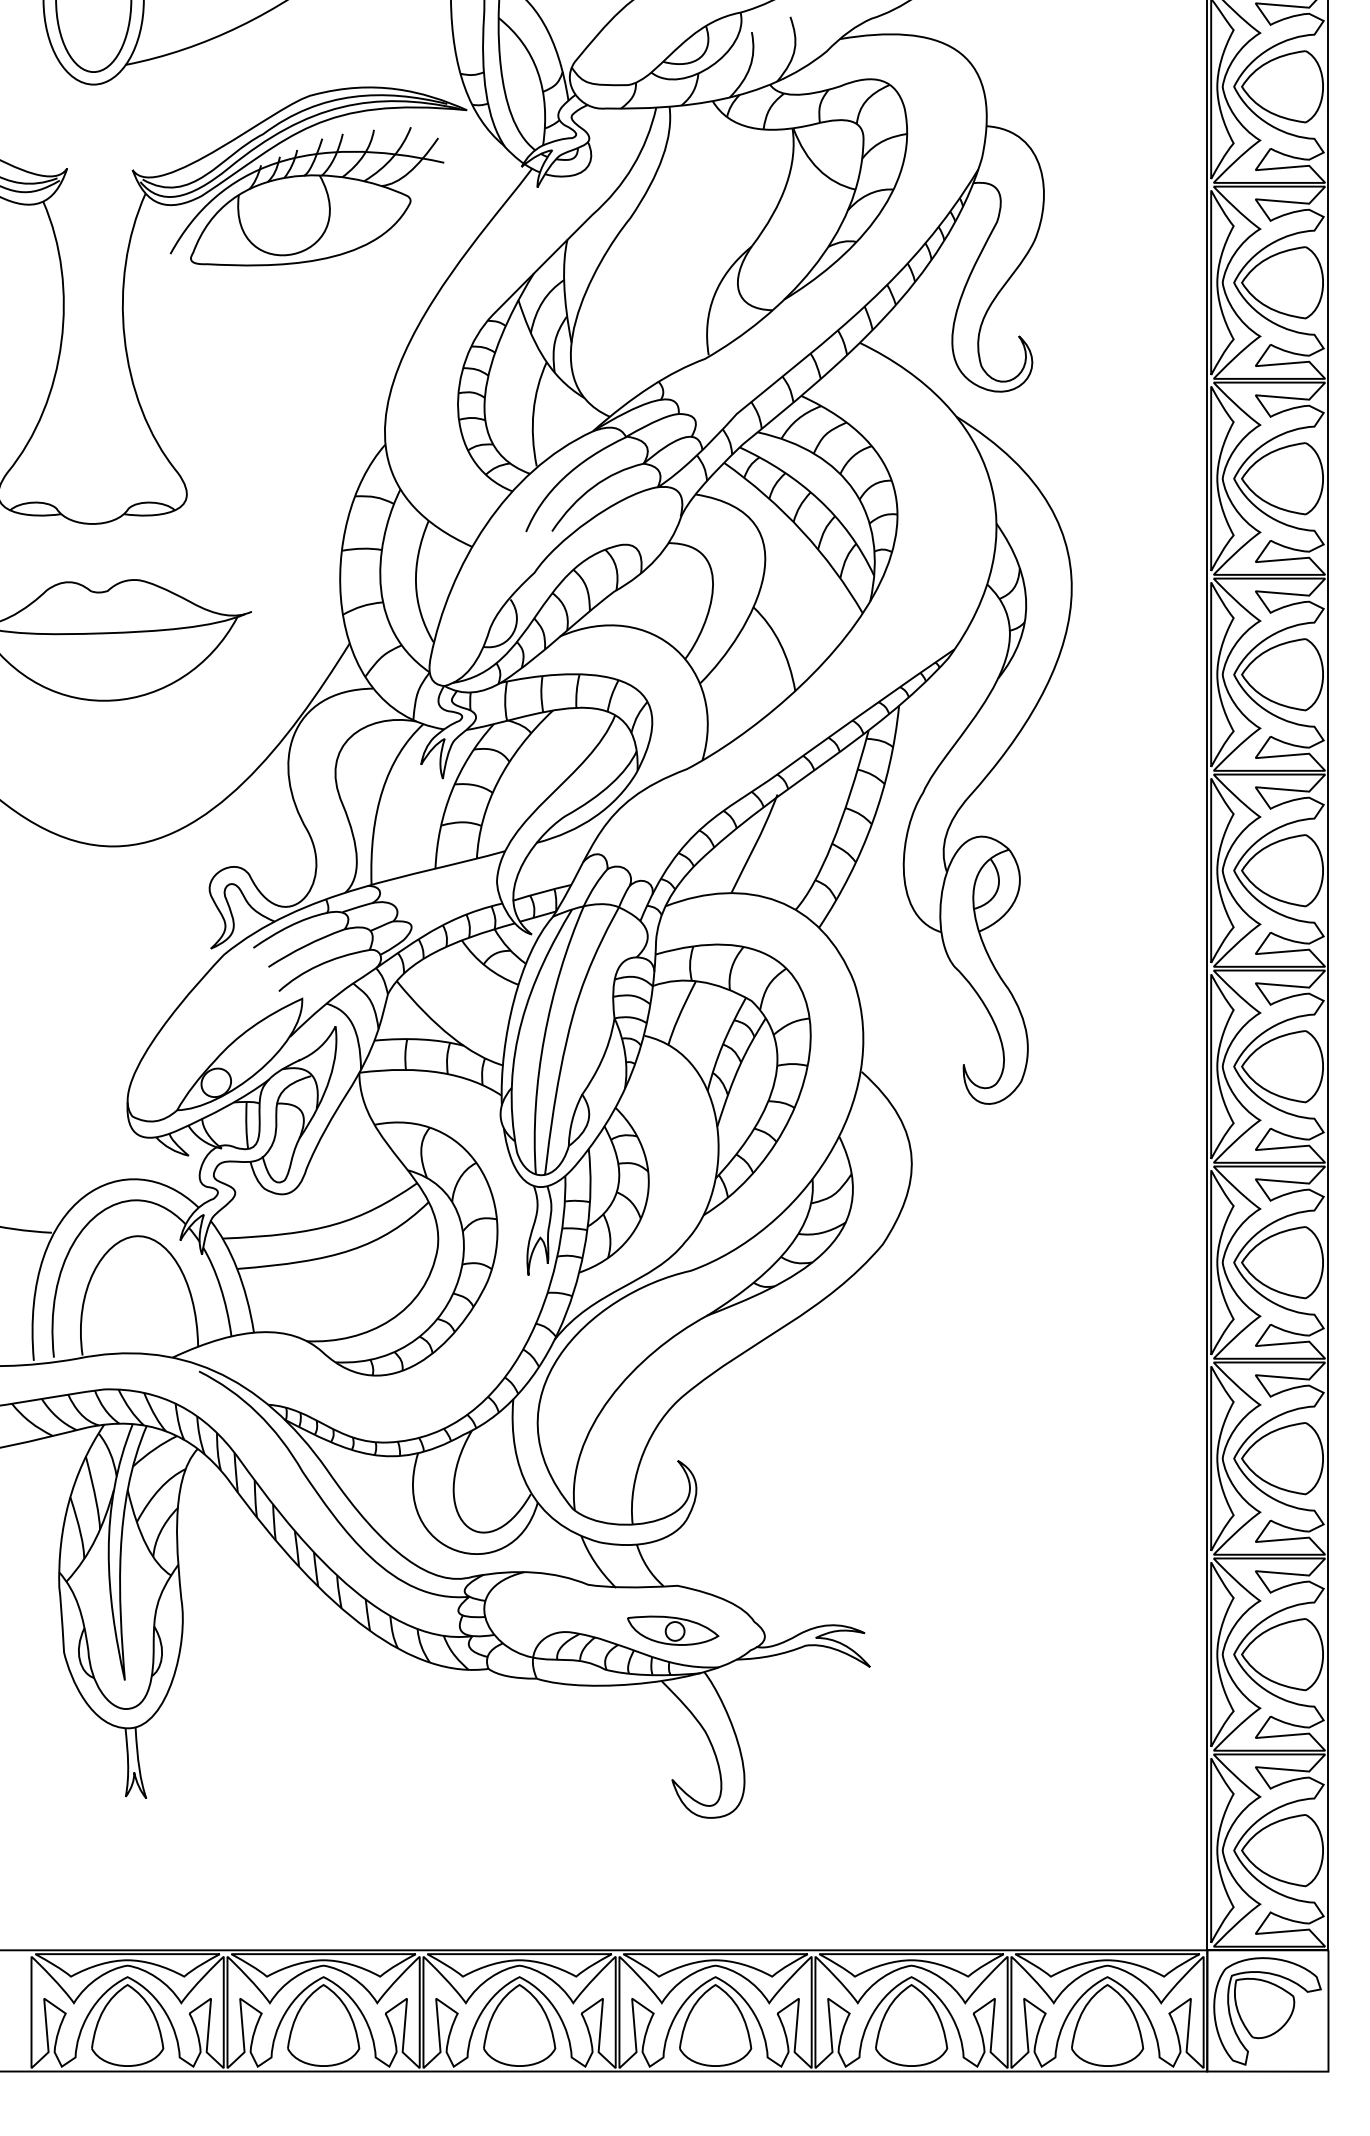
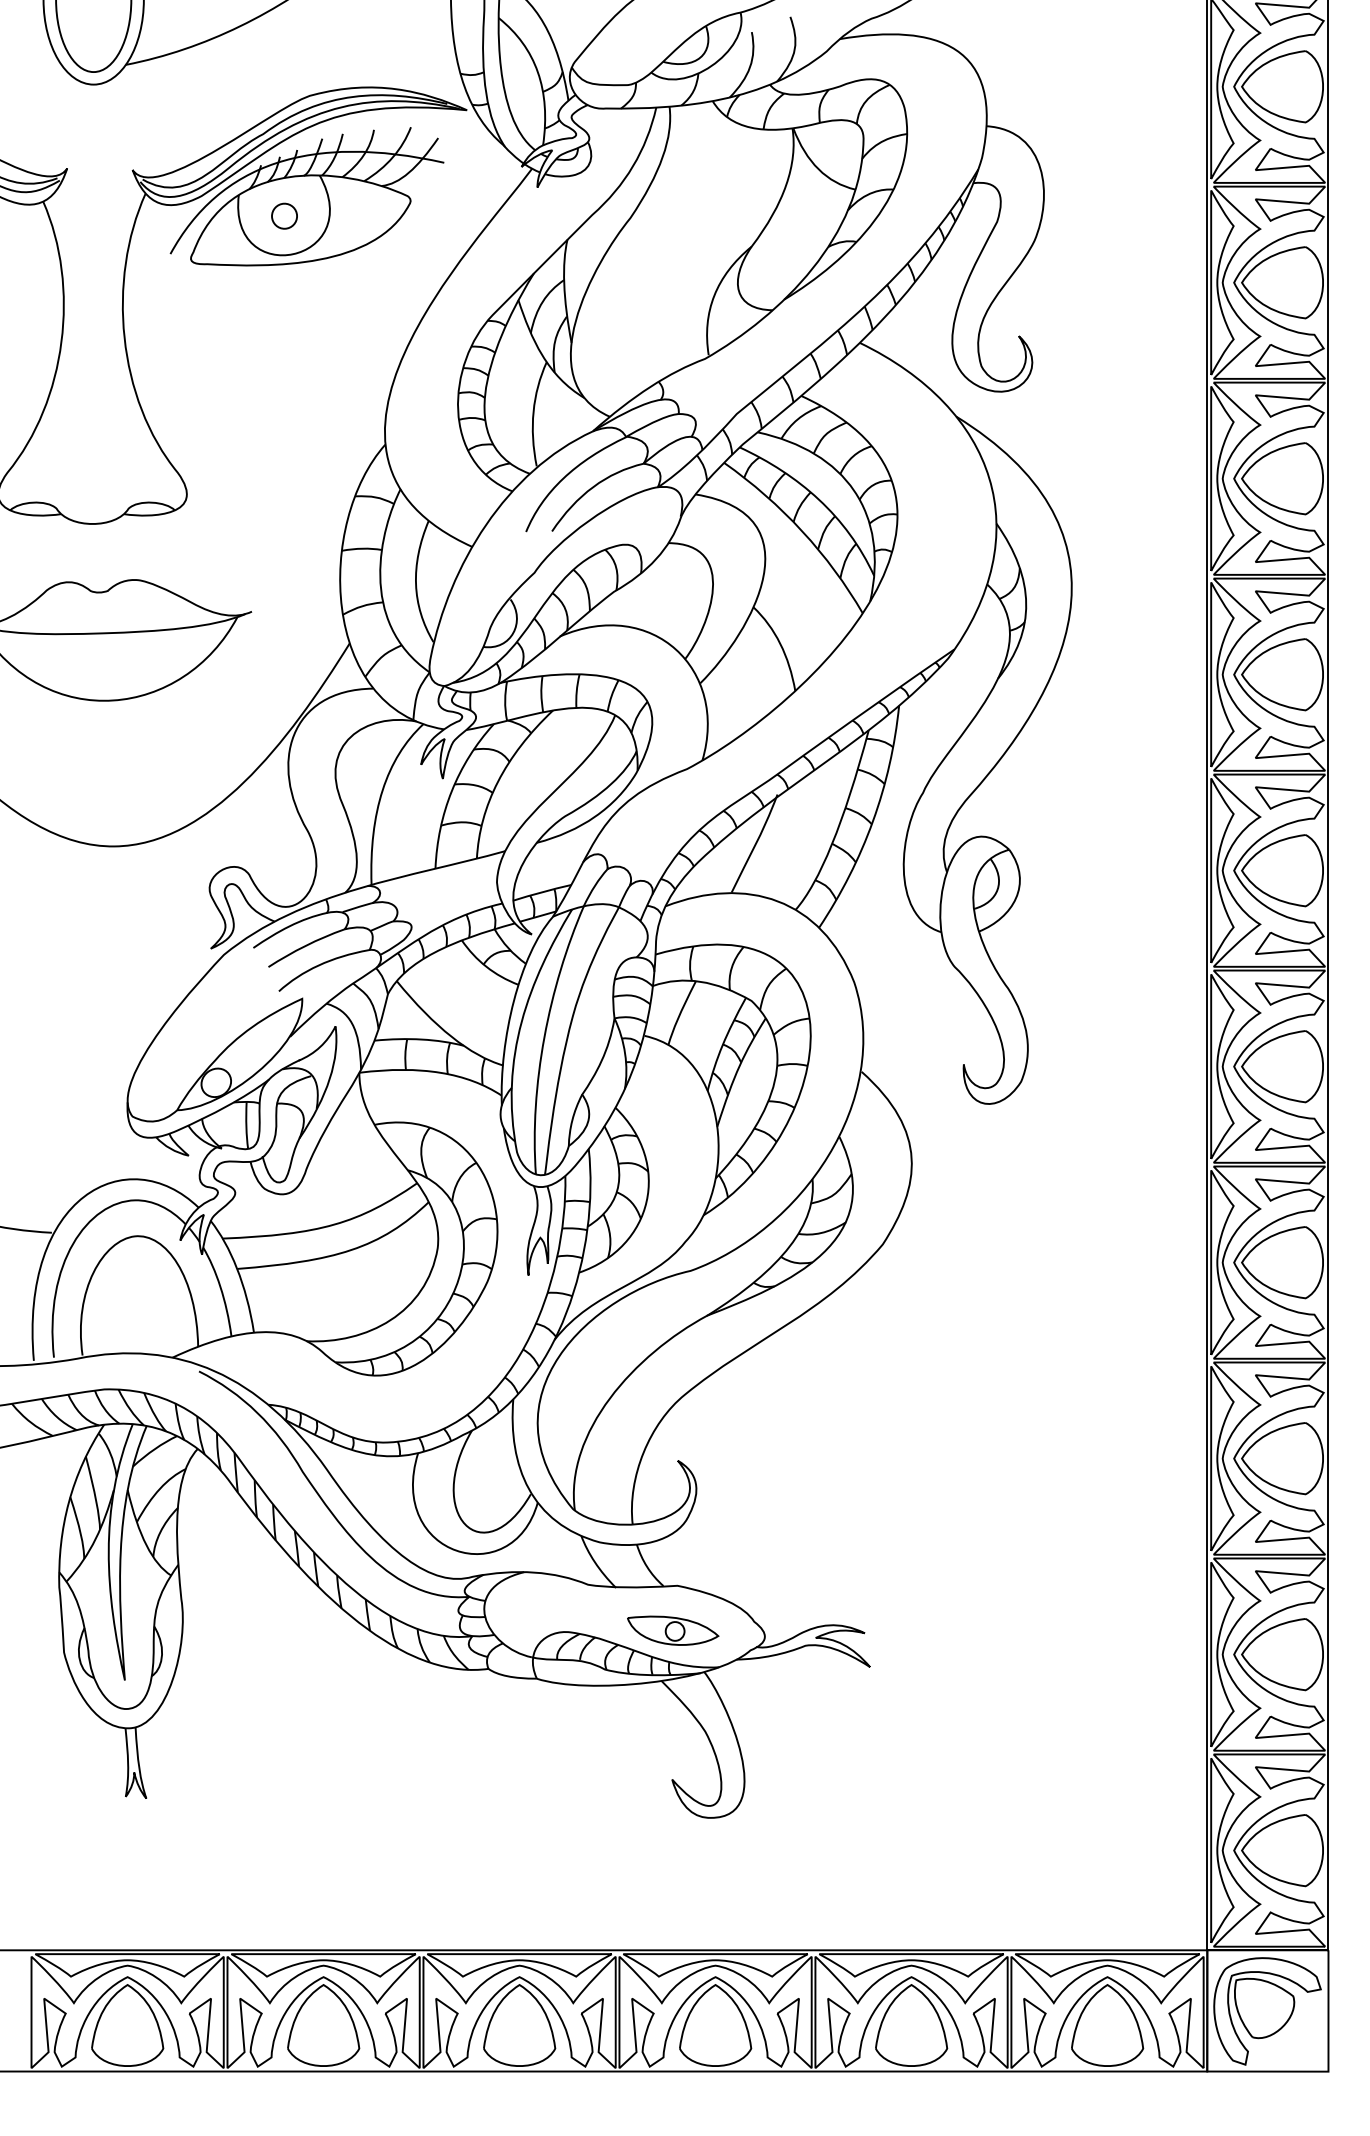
part: none -> present (284, 215)
